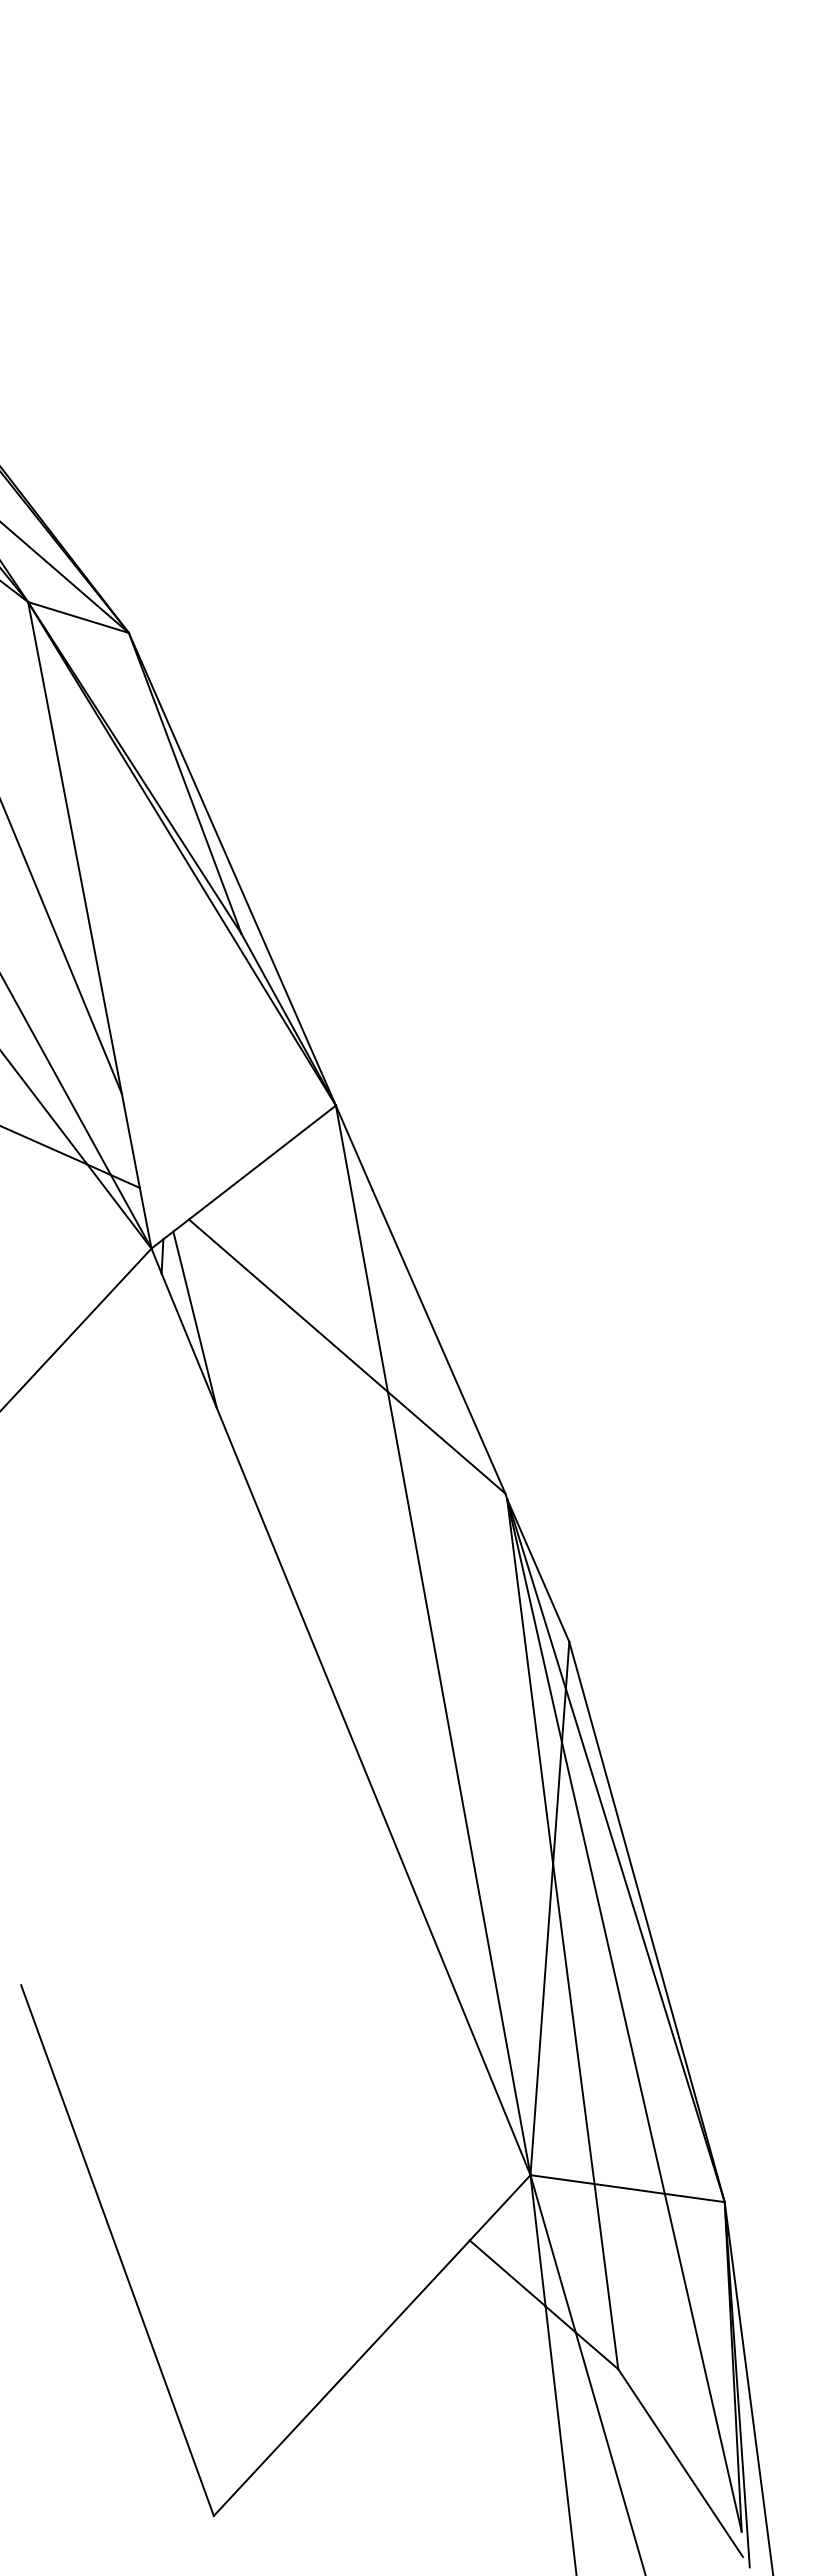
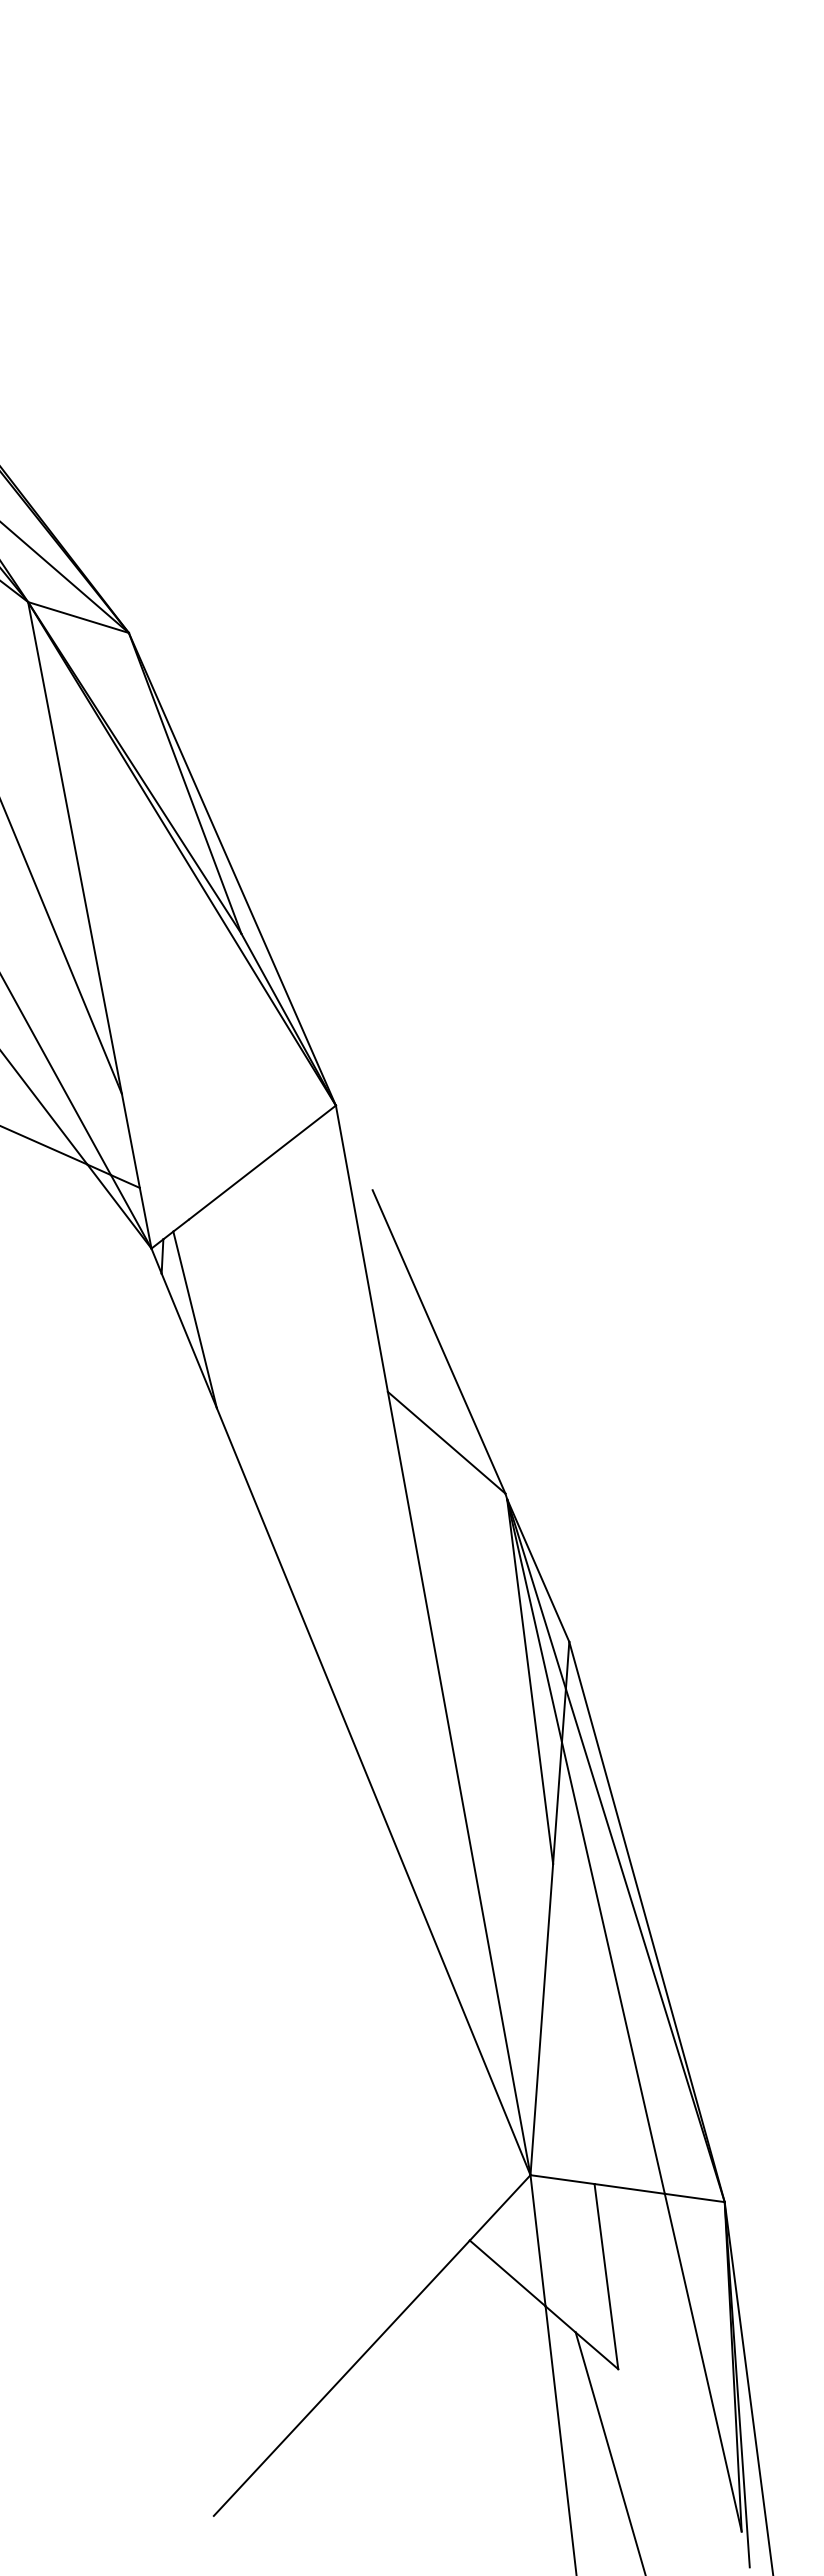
line: present -> none (353, 1147)
line: present -> none (287, 1305)
line: present -> none (76, 1328)
line: present -> none (573, 2024)
line: present -> none (117, 2250)
line: present -> none (552, 2253)
line: present -> none (680, 2463)
